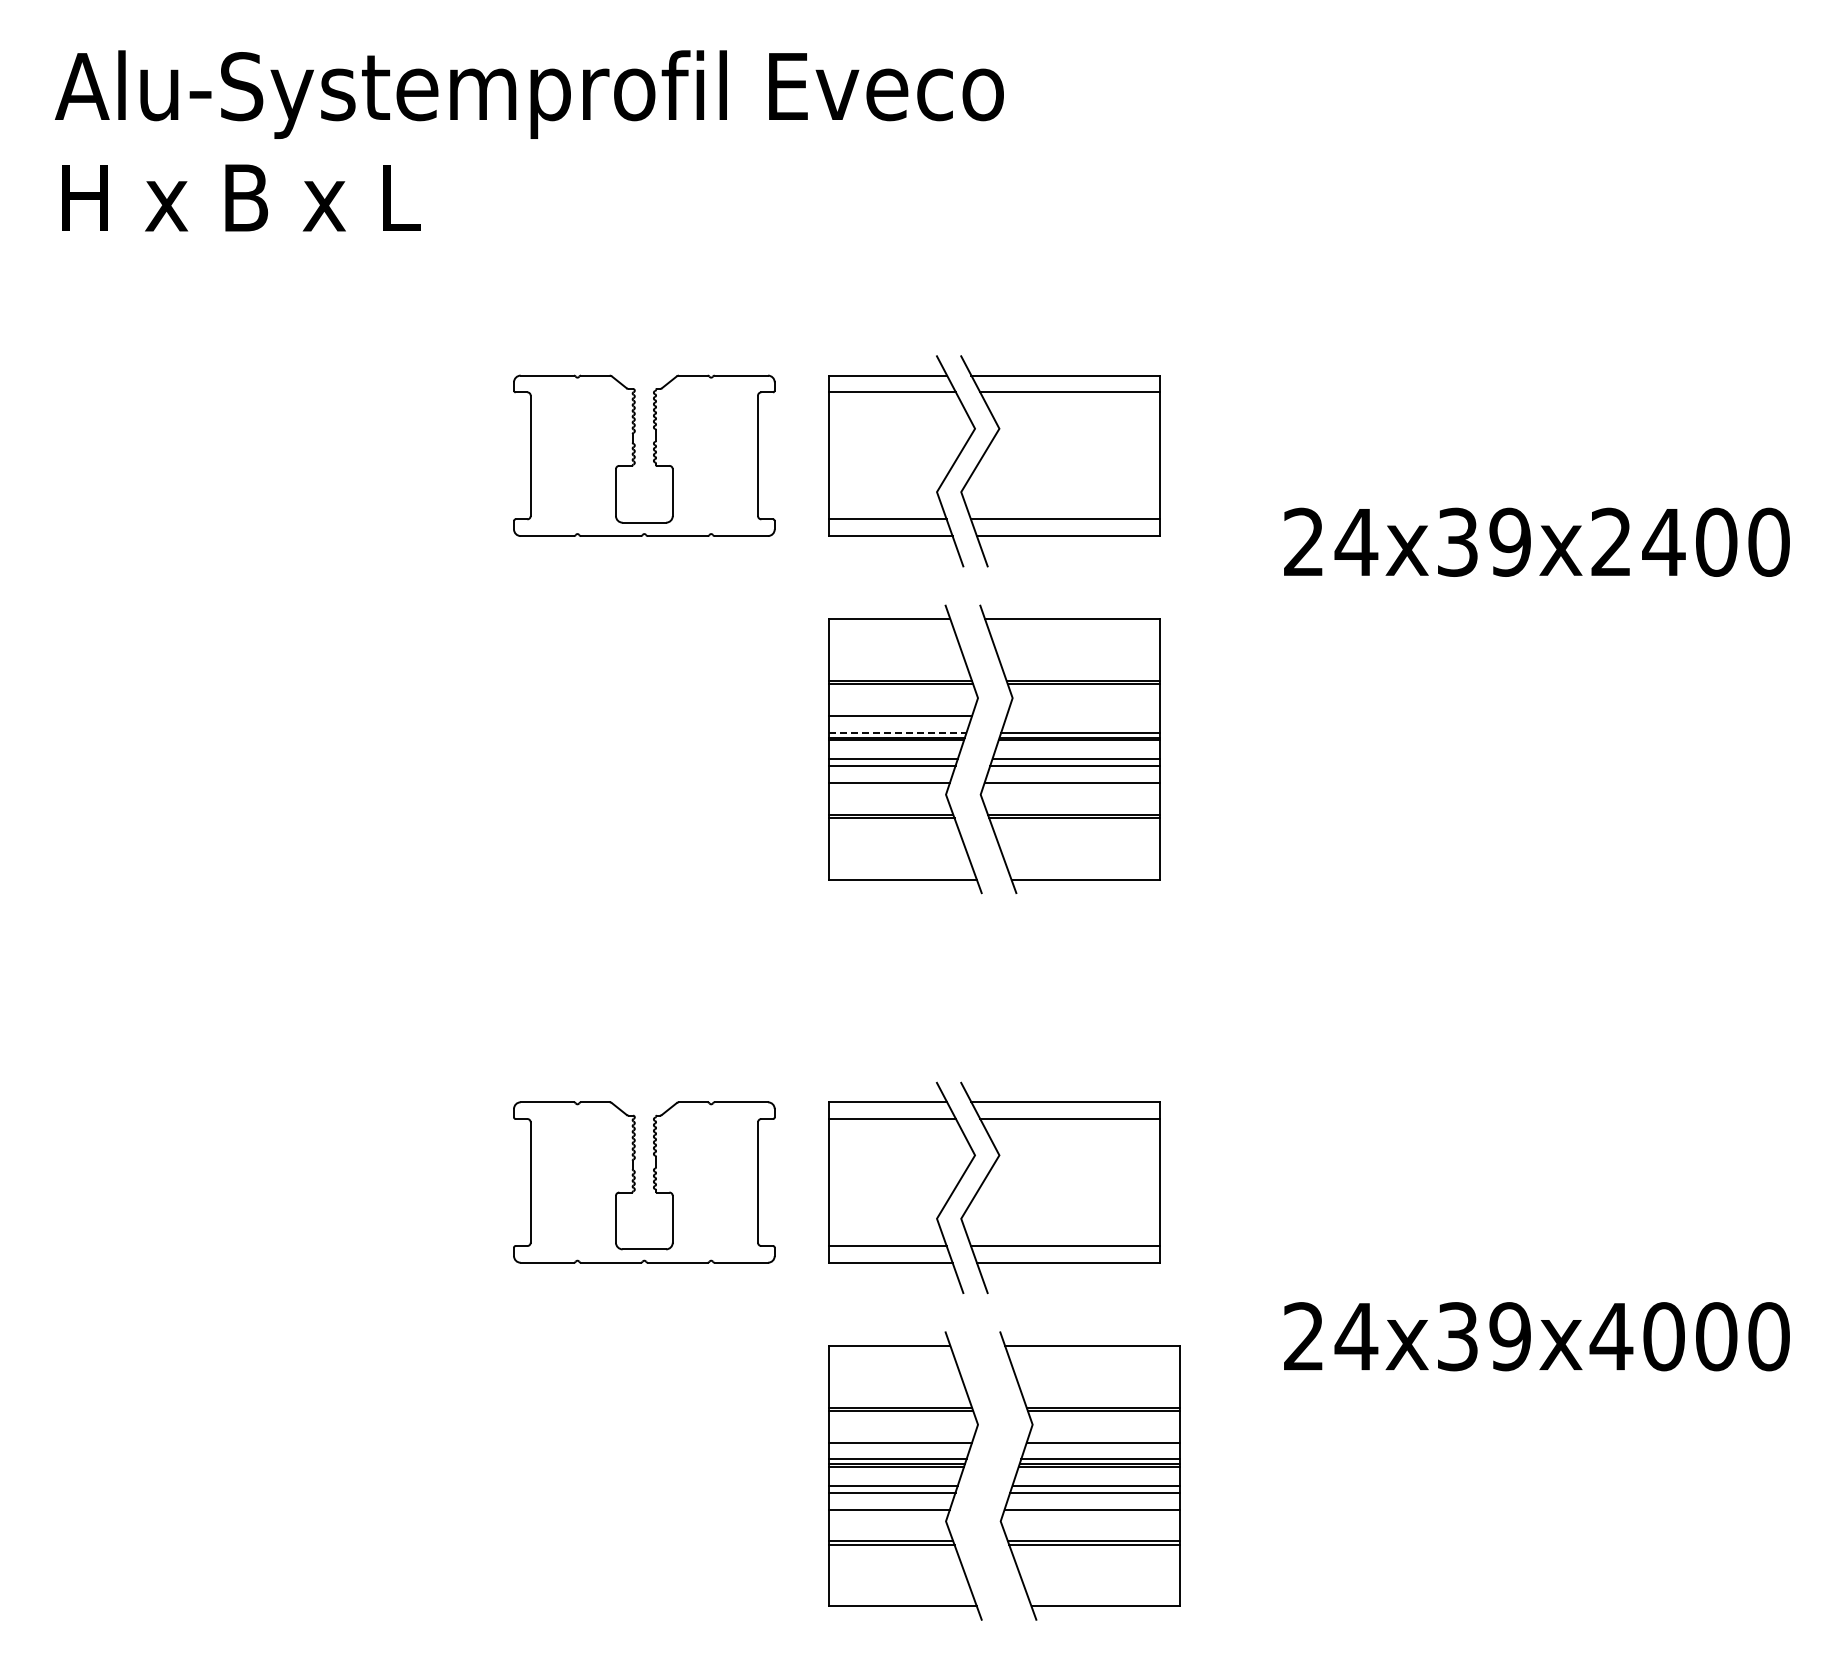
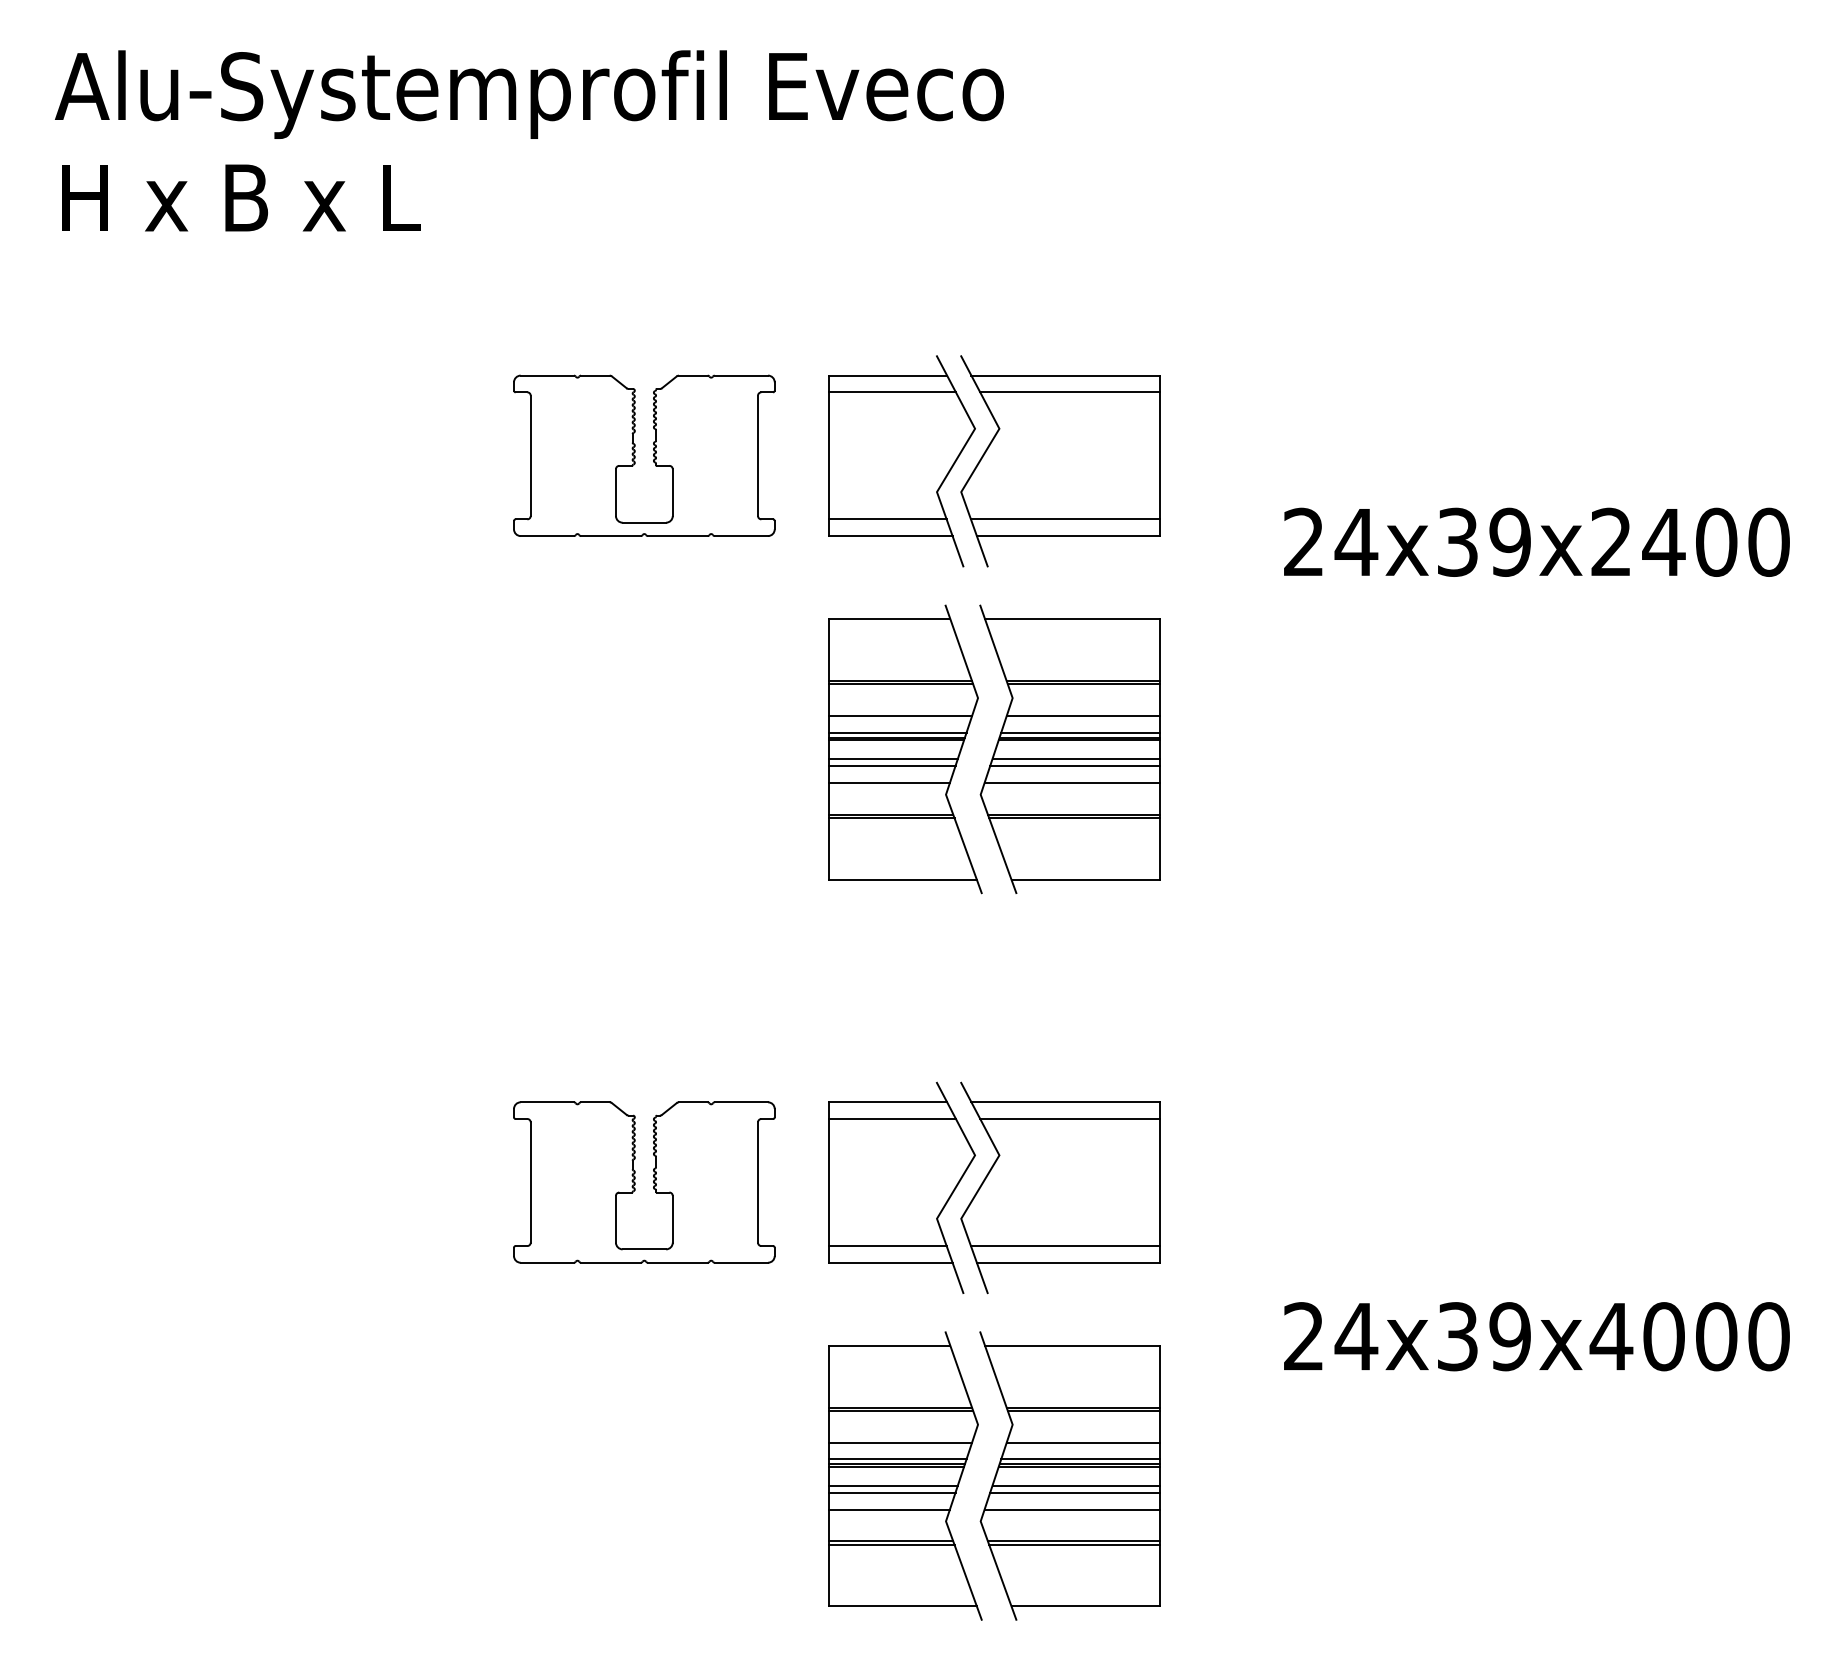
line: none -> present (1083, 715)
line: dashed -> solid (897, 732)
part position: (1089, 1475) -> (1069, 1475) (1069, 1475)
